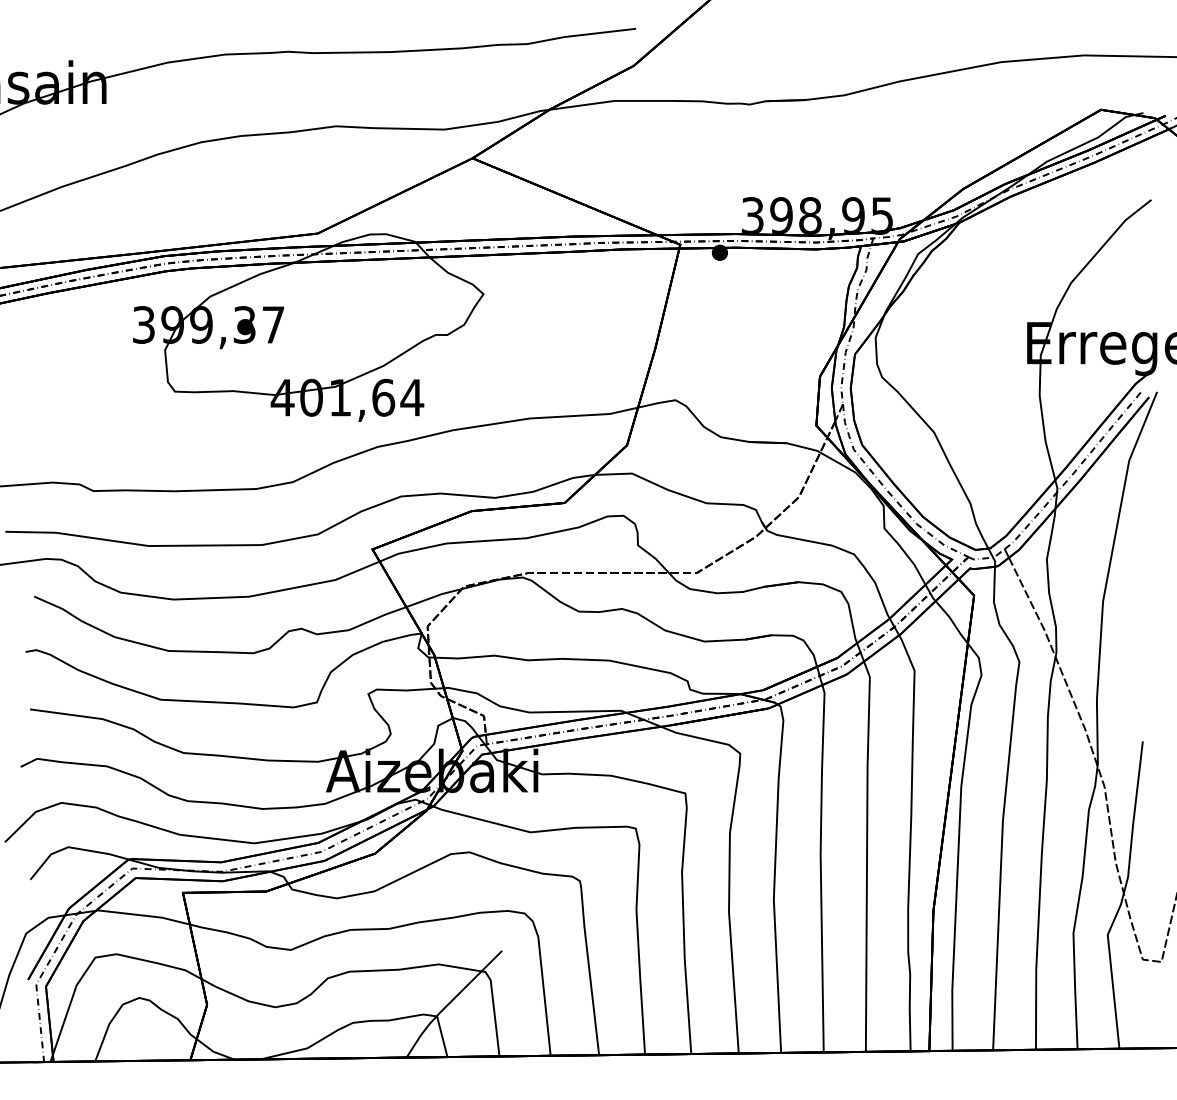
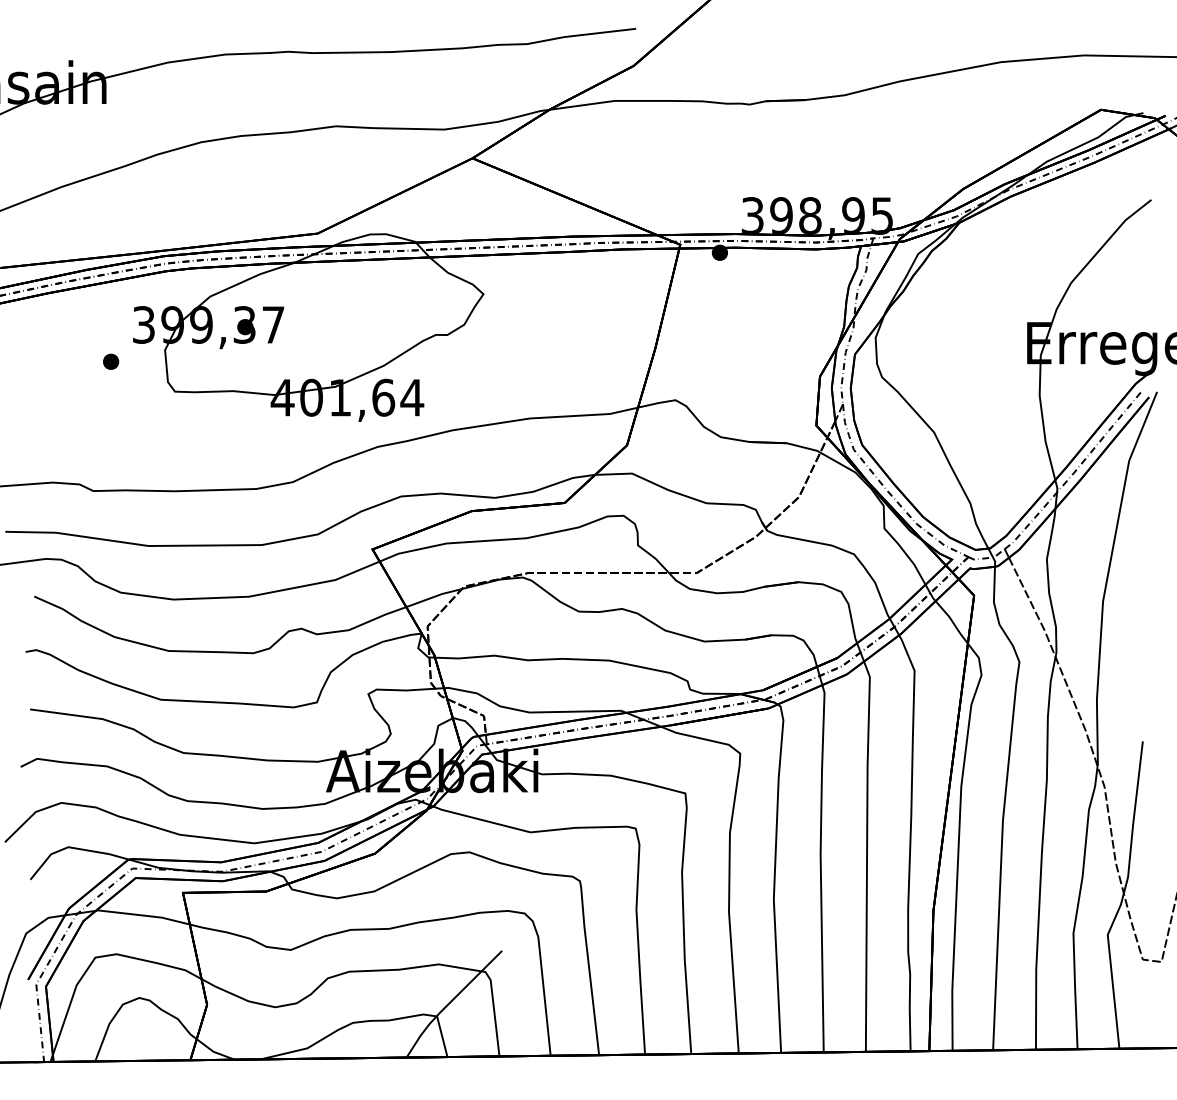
part: none -> present (111, 361)
